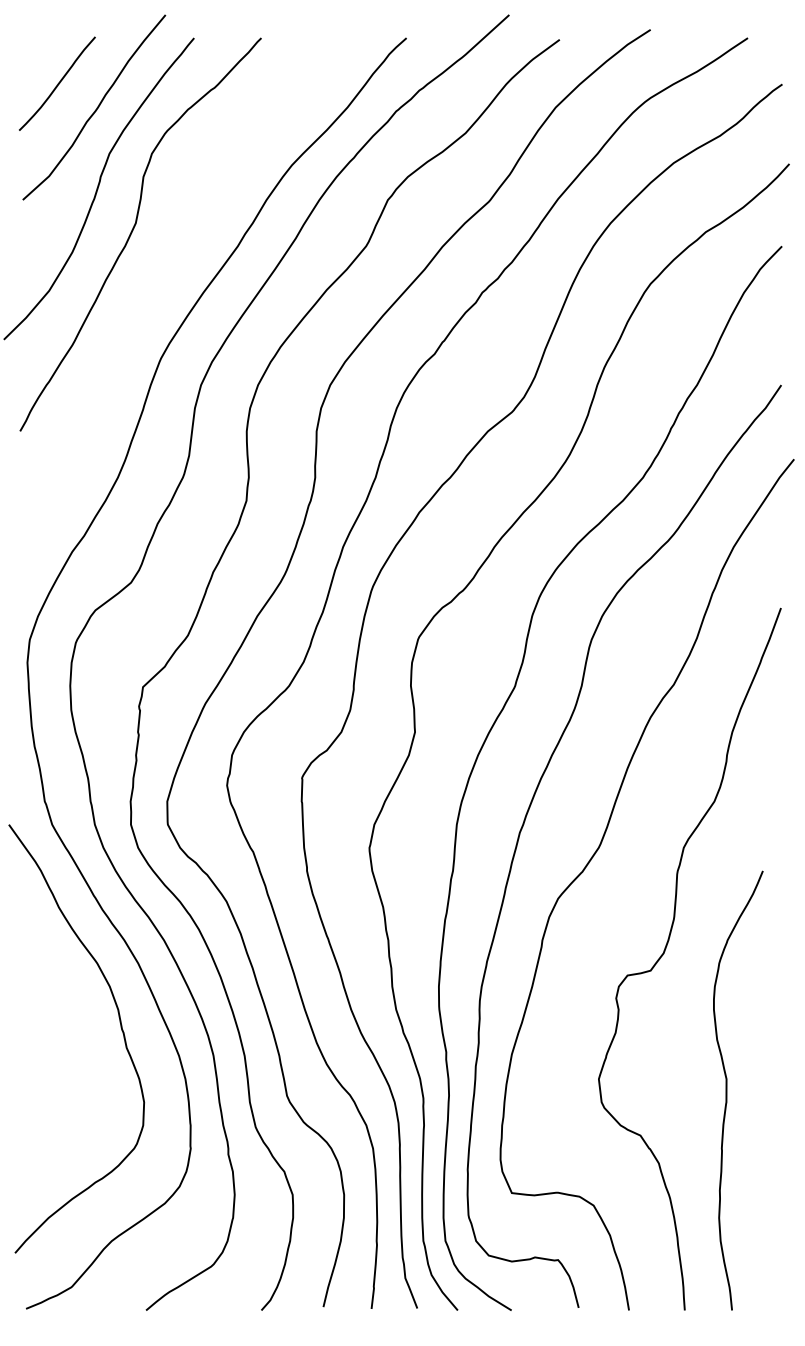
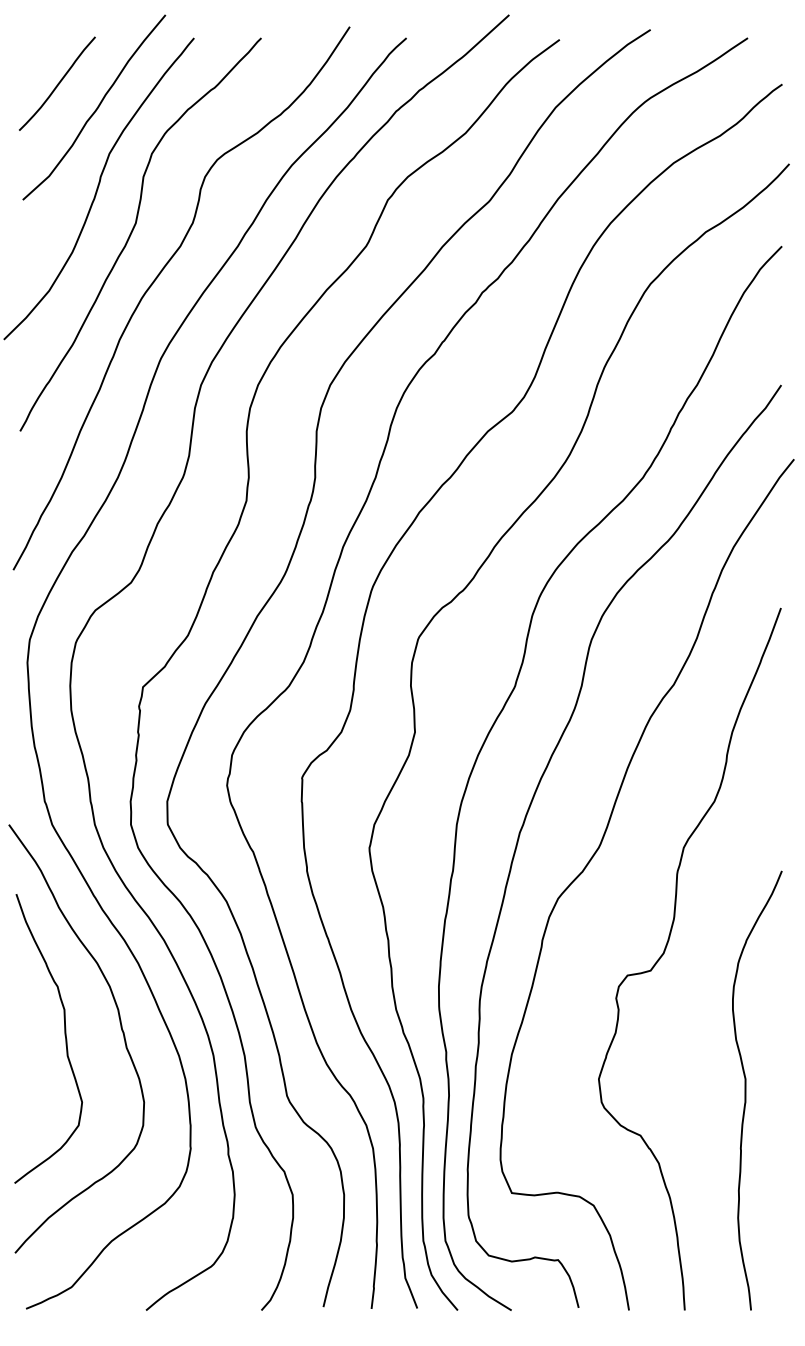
curve: none -> present (155, 281)
curve: none -> present (64, 1035)
curve position: (727, 1090) -> (746, 1090) (746, 1090)
